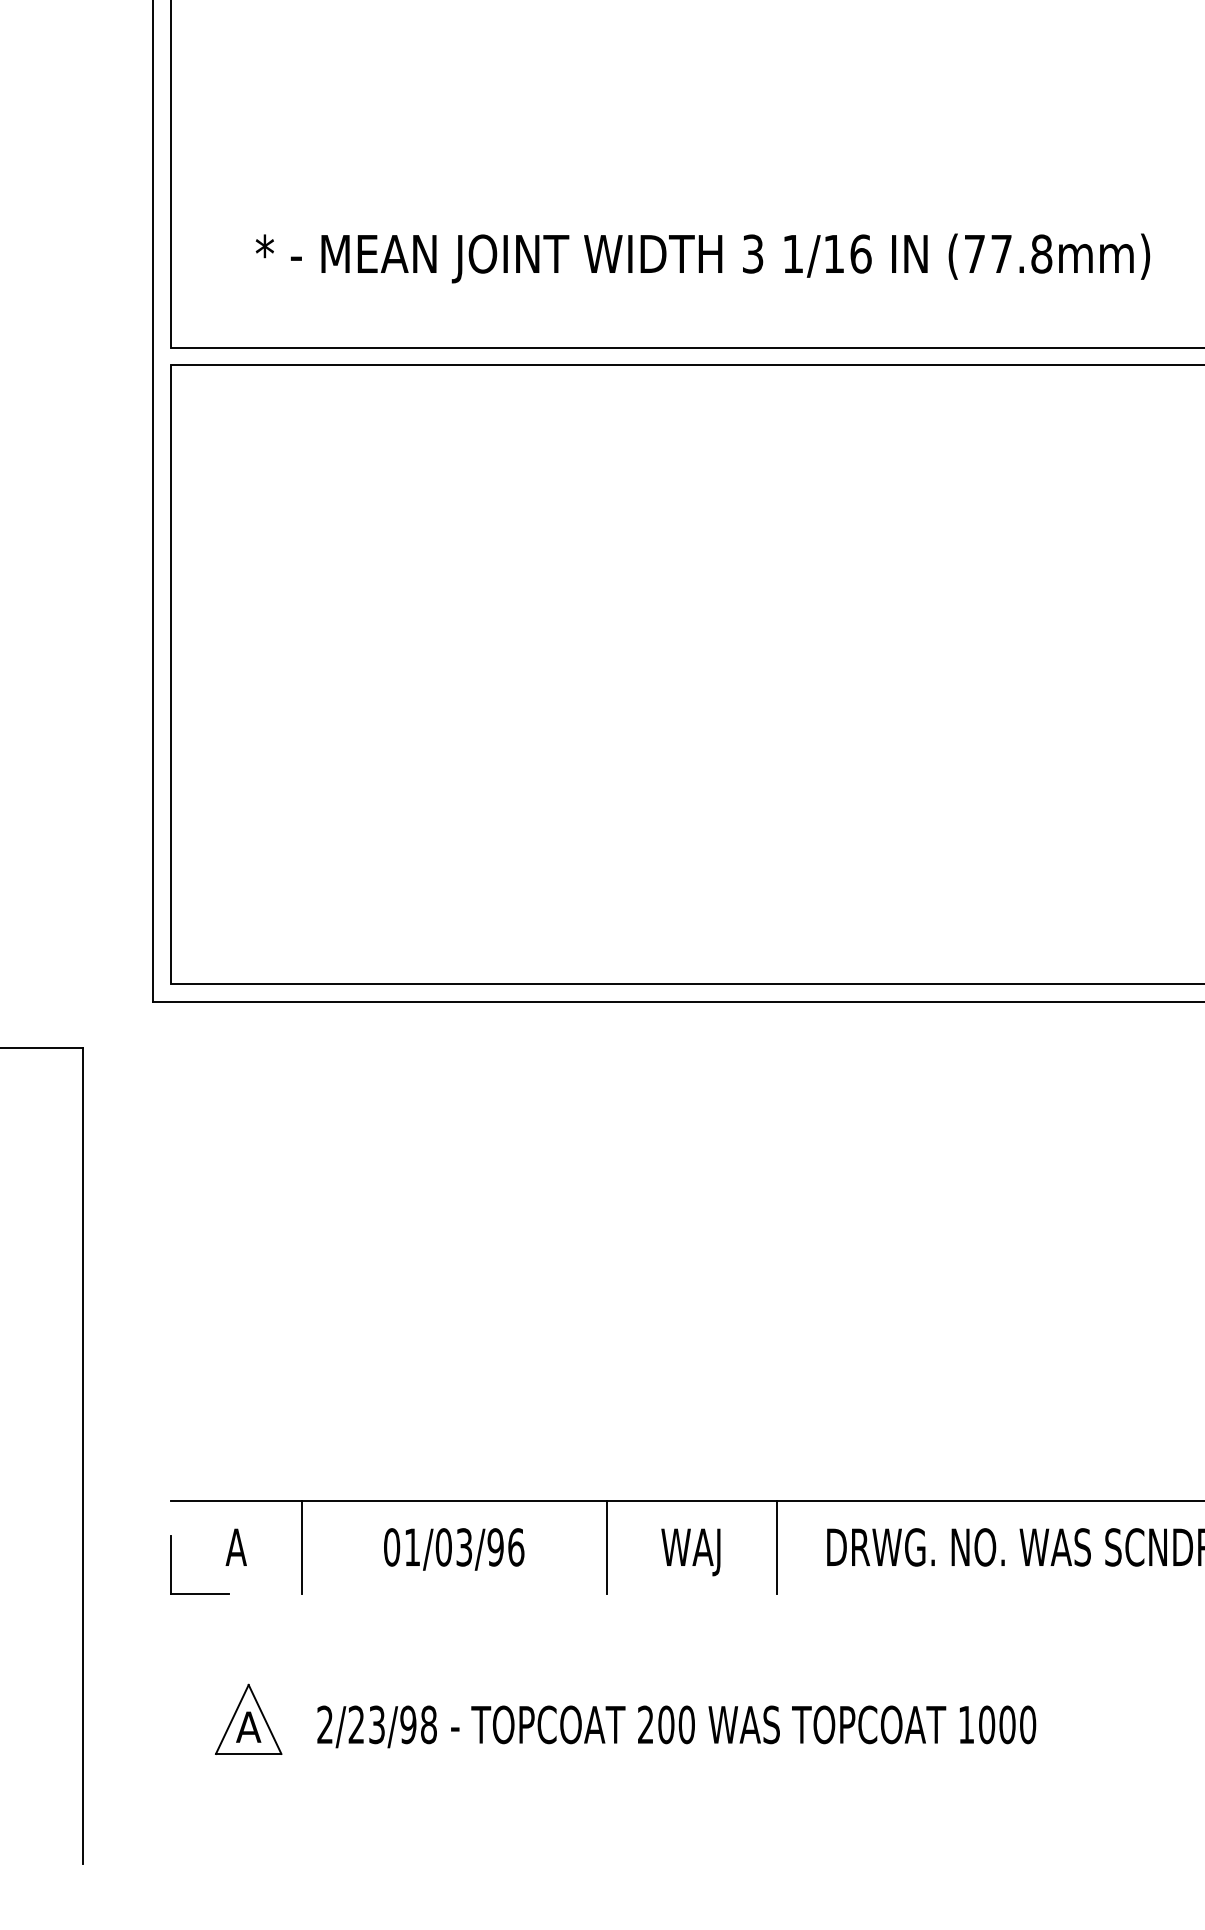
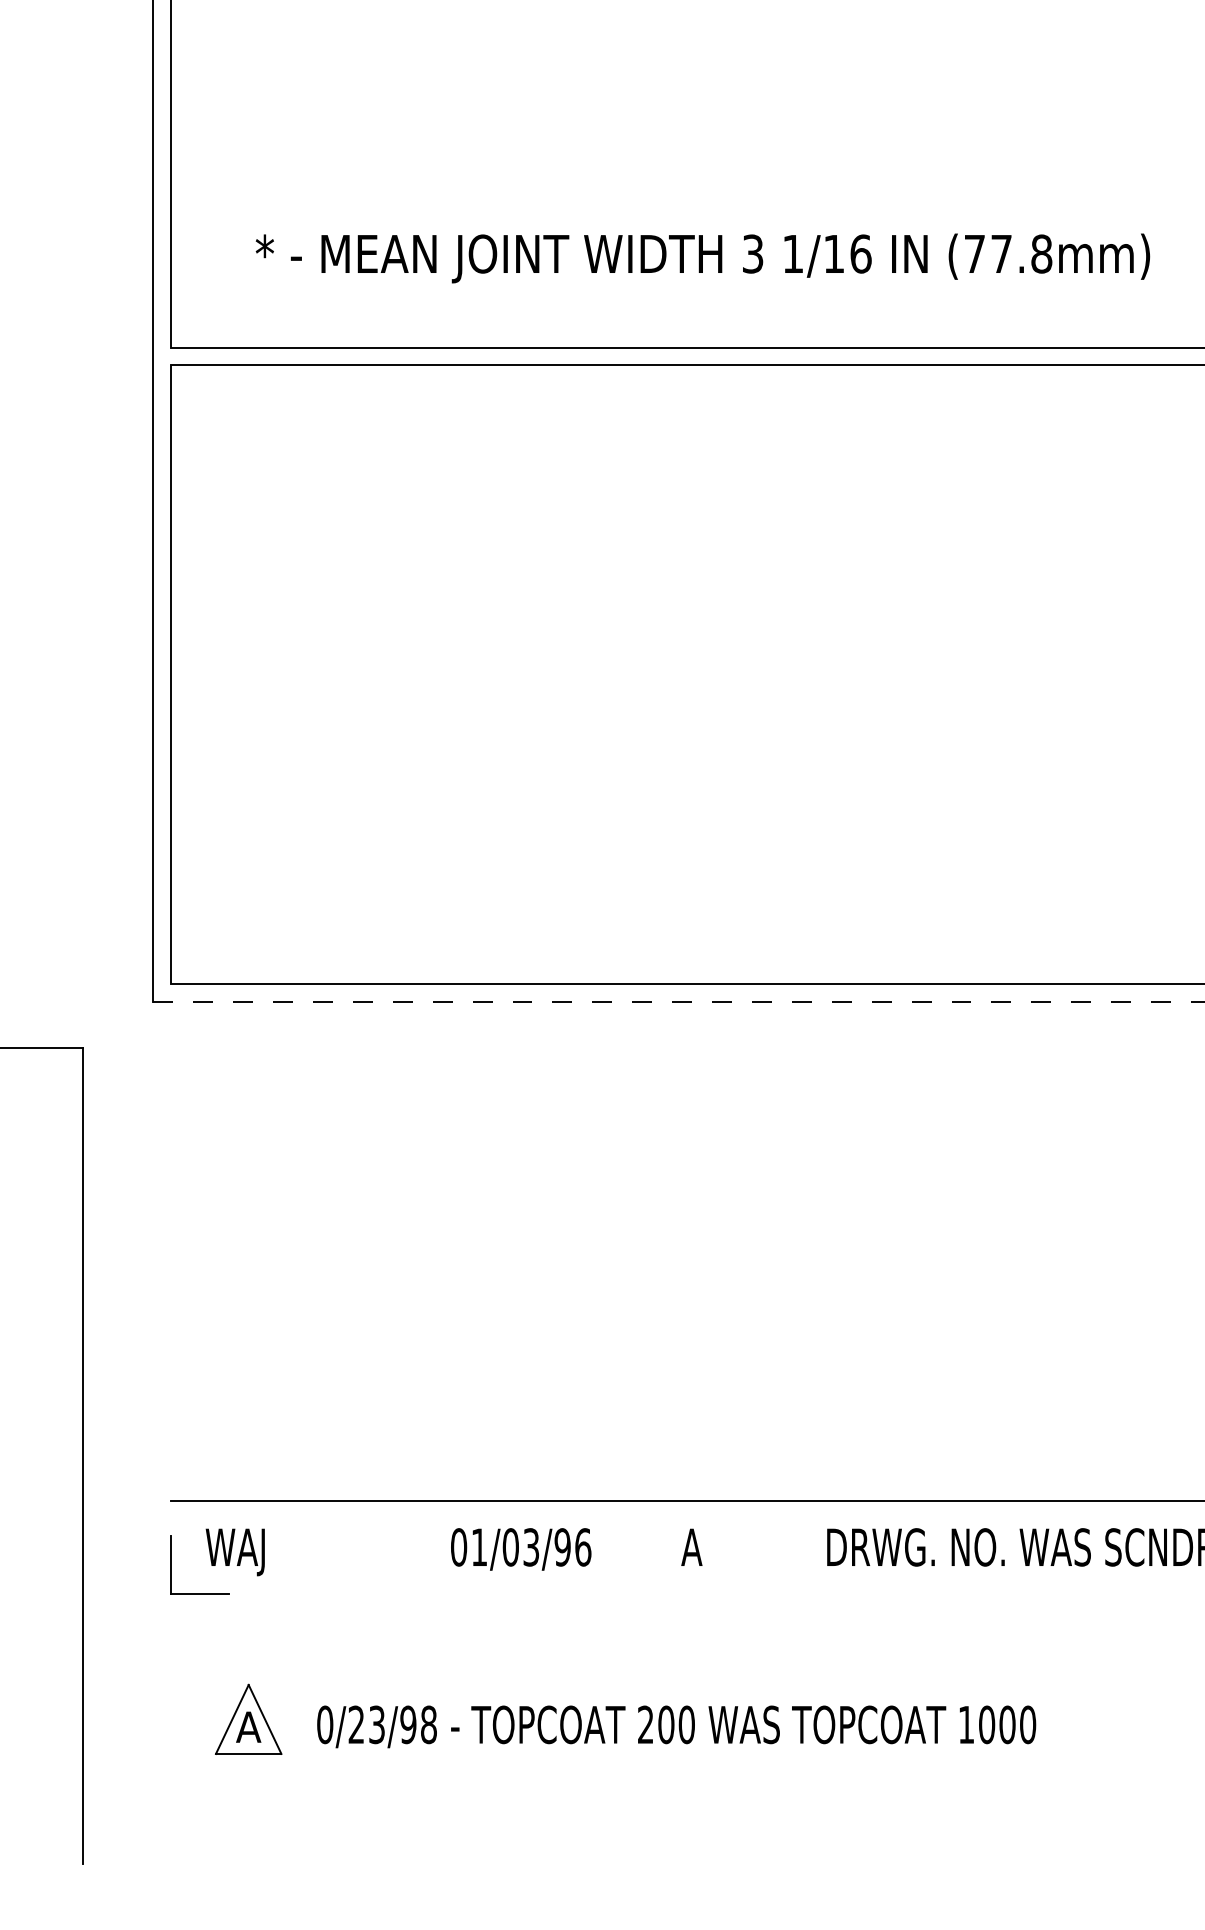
line: solid -> dashed (679, 1001)
line: present -> none (301, 1547)
line: present -> none (606, 1547)
line: present -> none (777, 1547)
text position: (454, 1549) -> (521, 1549) (521, 1549)
text: A -> WAJ (234, 1552)
text: WAJ -> A (690, 1552)
text: 2/23/98 -> 0/23/98 (325, 1724)
